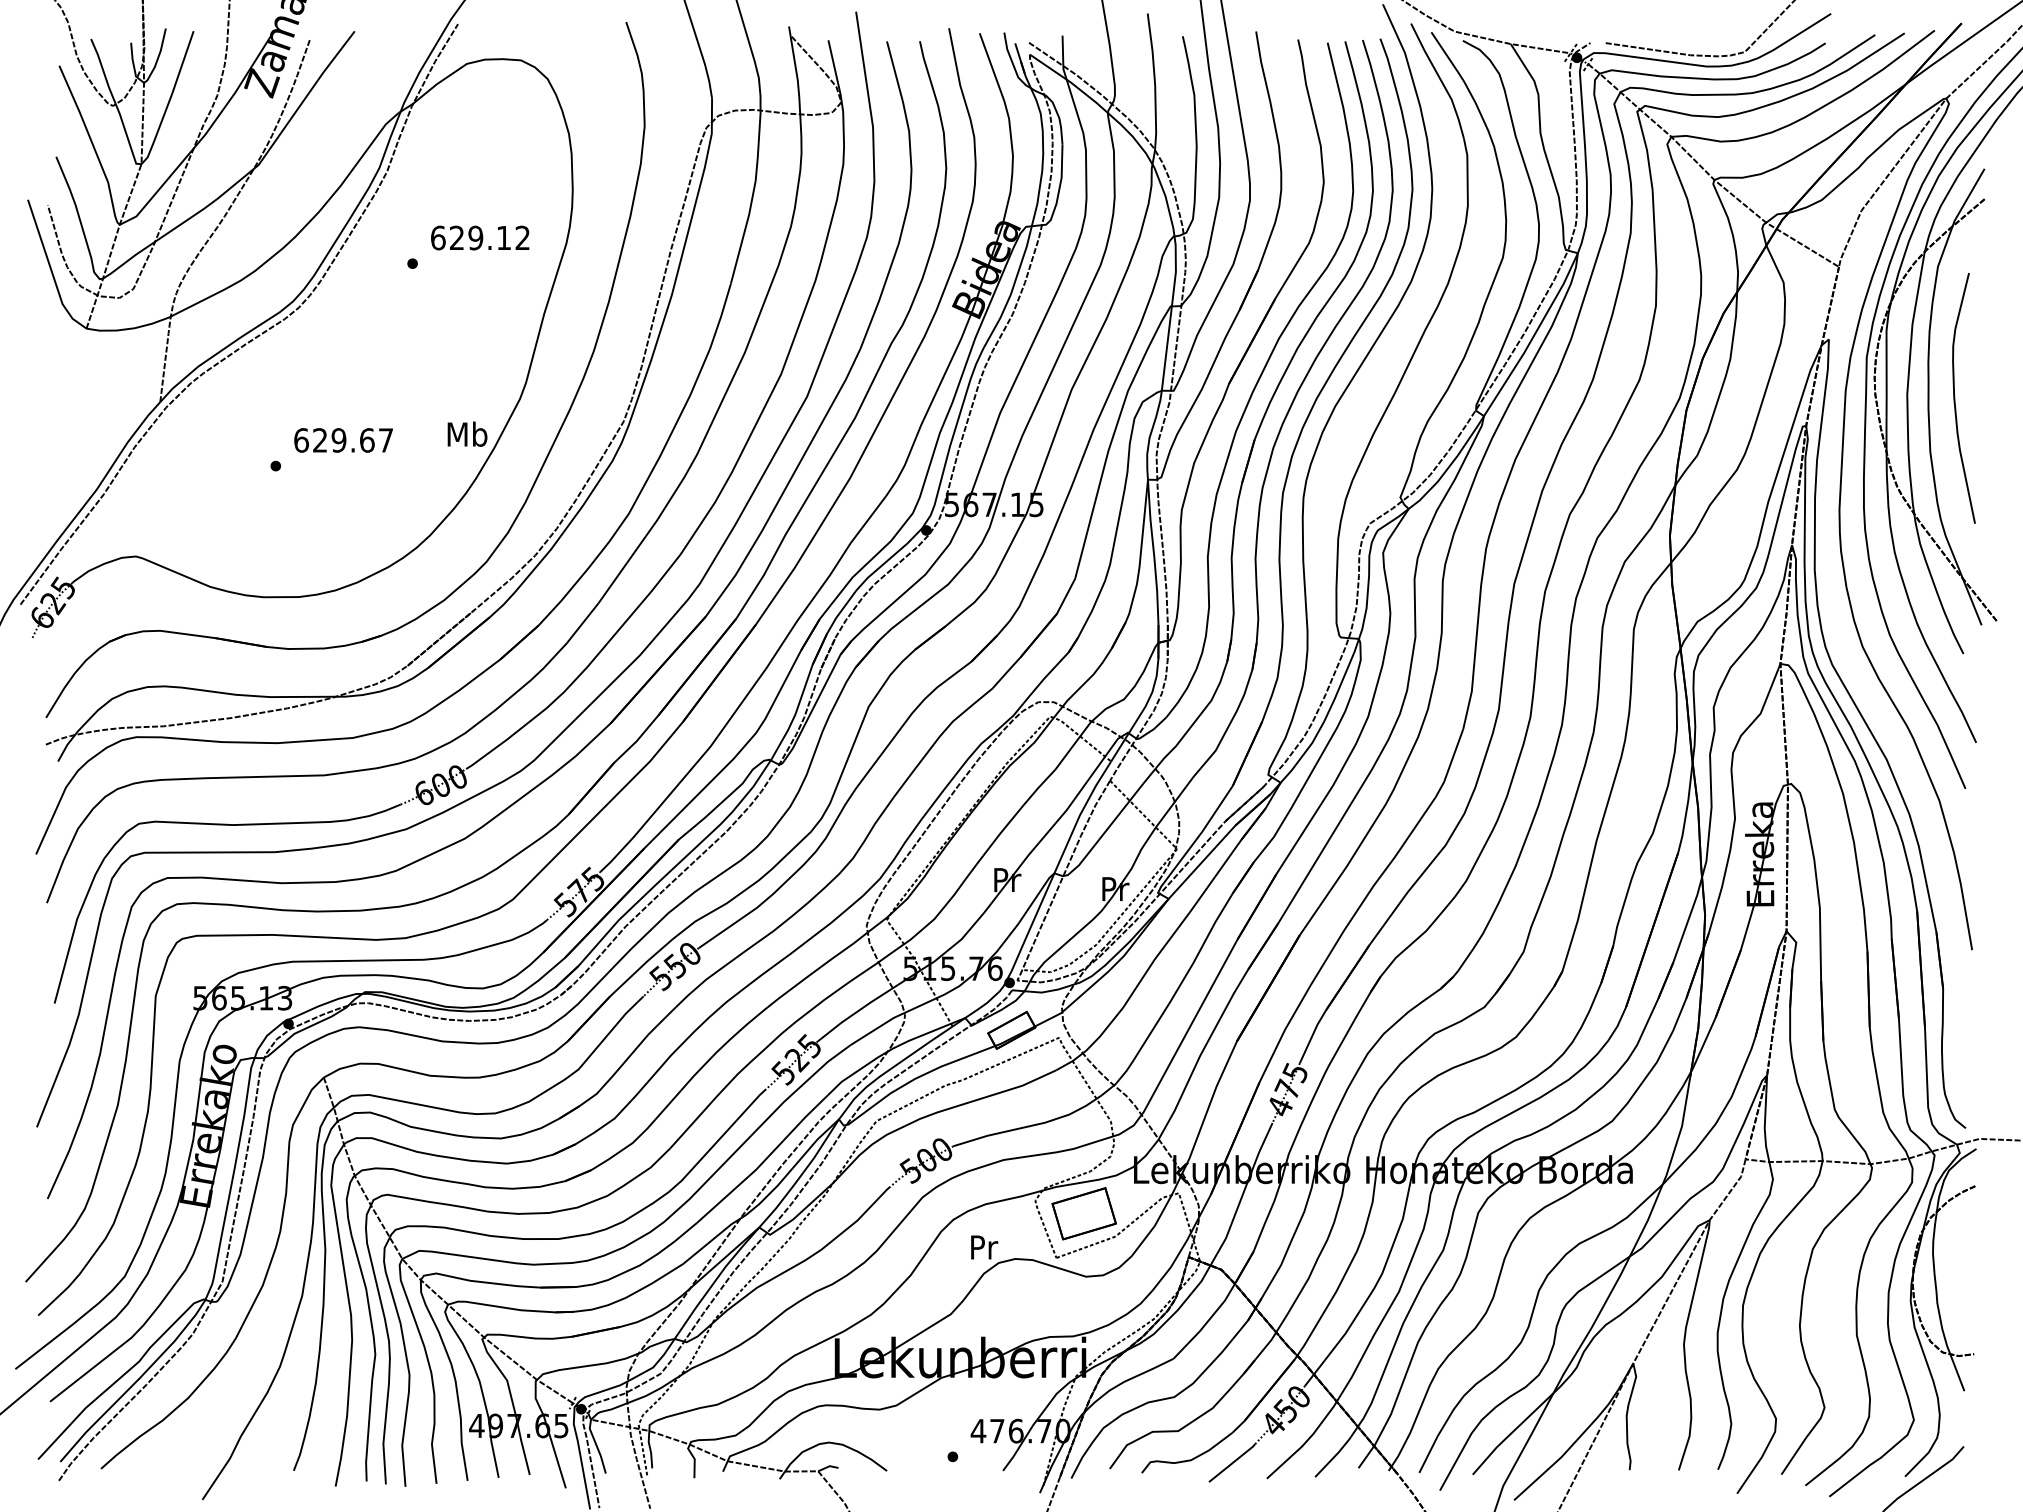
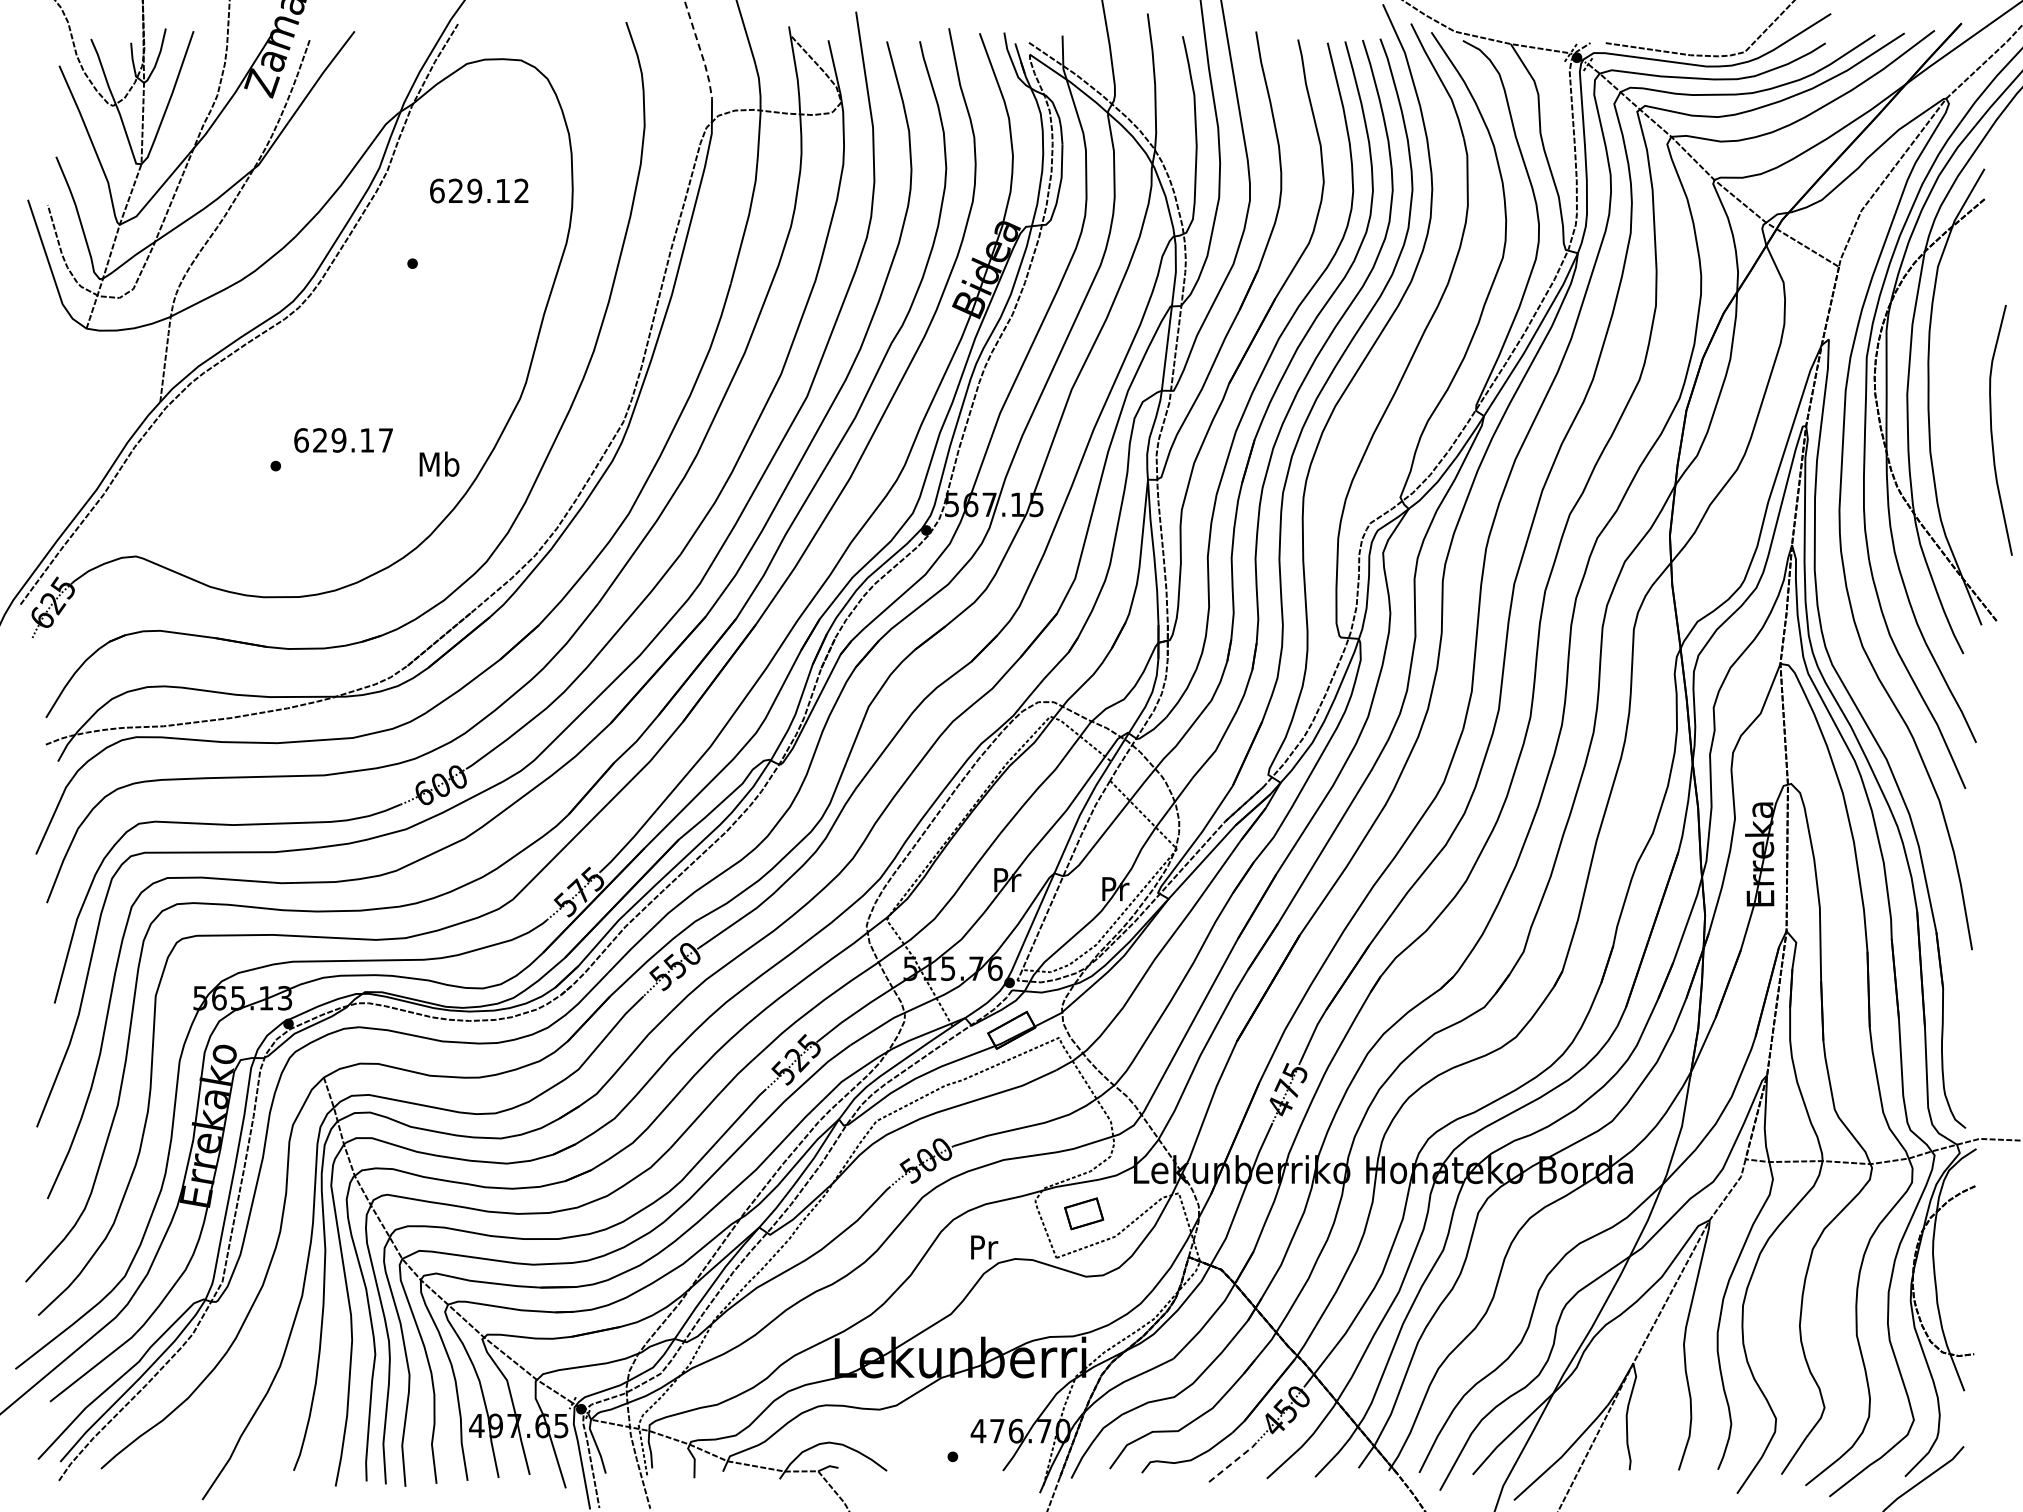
line: solid -> dashed (700, 51)
text position: (480, 237) -> (479, 190) (479, 190)
curve position: (1955, 398) -> (1992, 430) (1992, 430)
text position: (467, 433) -> (439, 463) (439, 463)
text: 629.67 -> 629.17 (367, 440)
part size: 66x54 px -> 41x34 px (1084, 1213)
line: solid -> dashed (1232, 1462)
